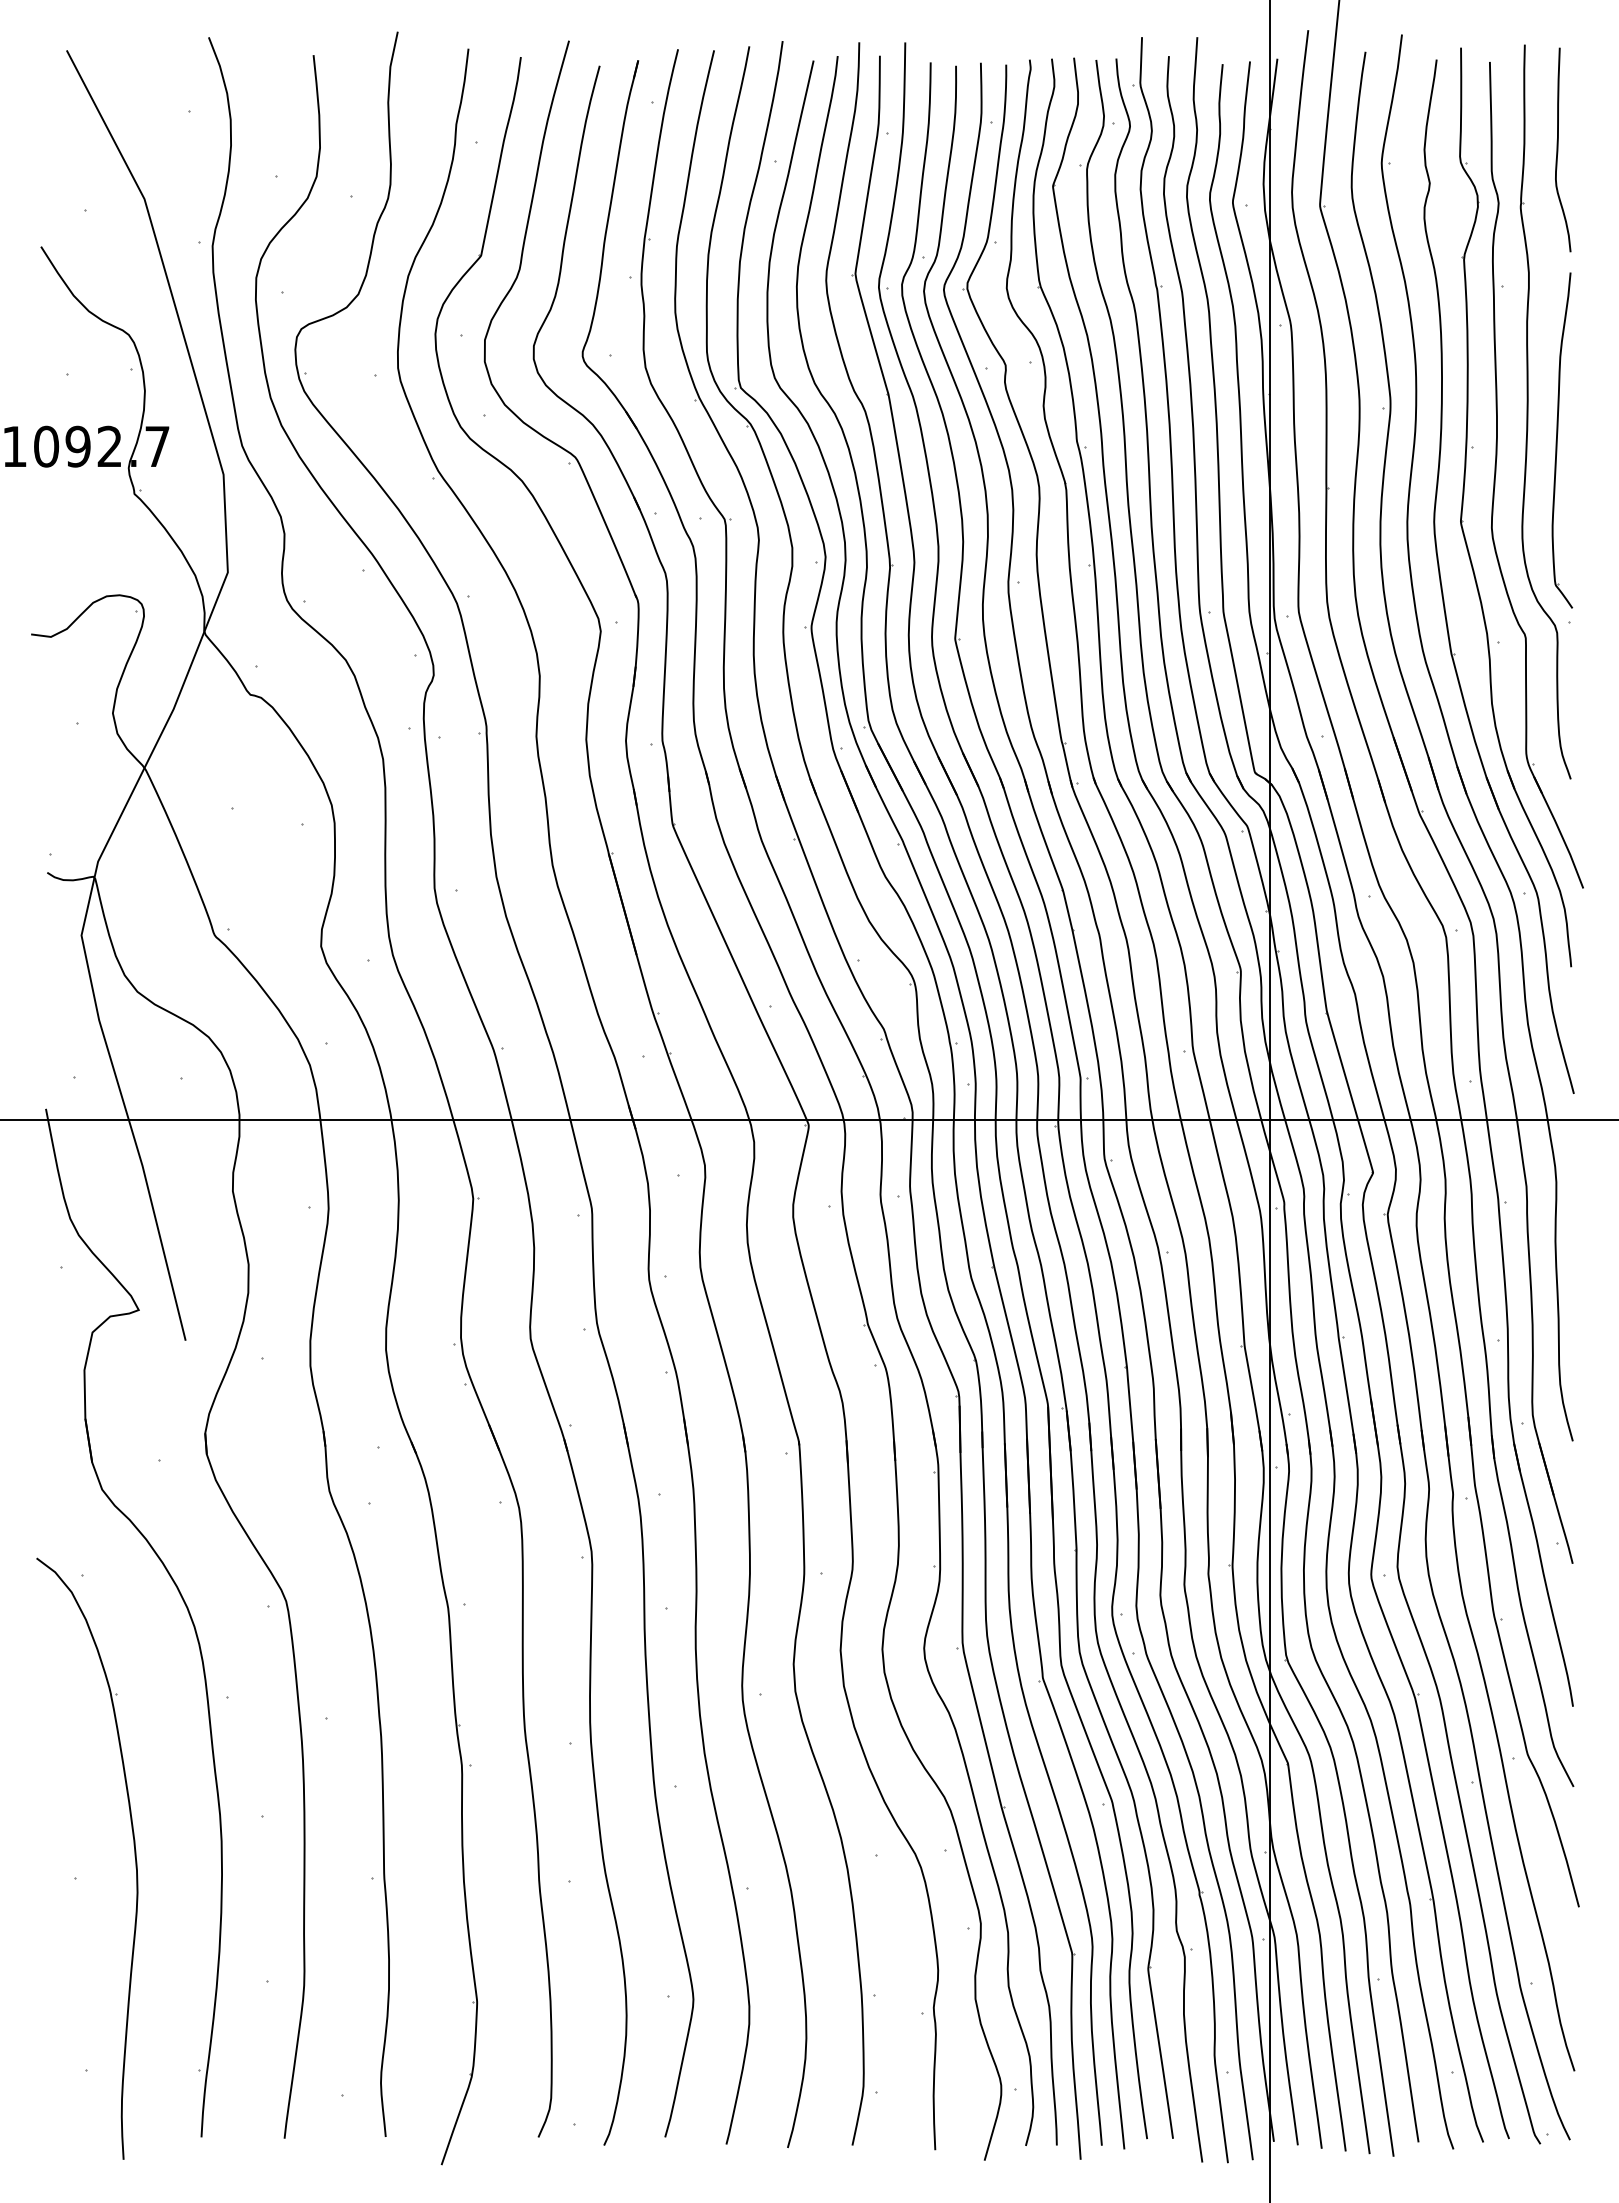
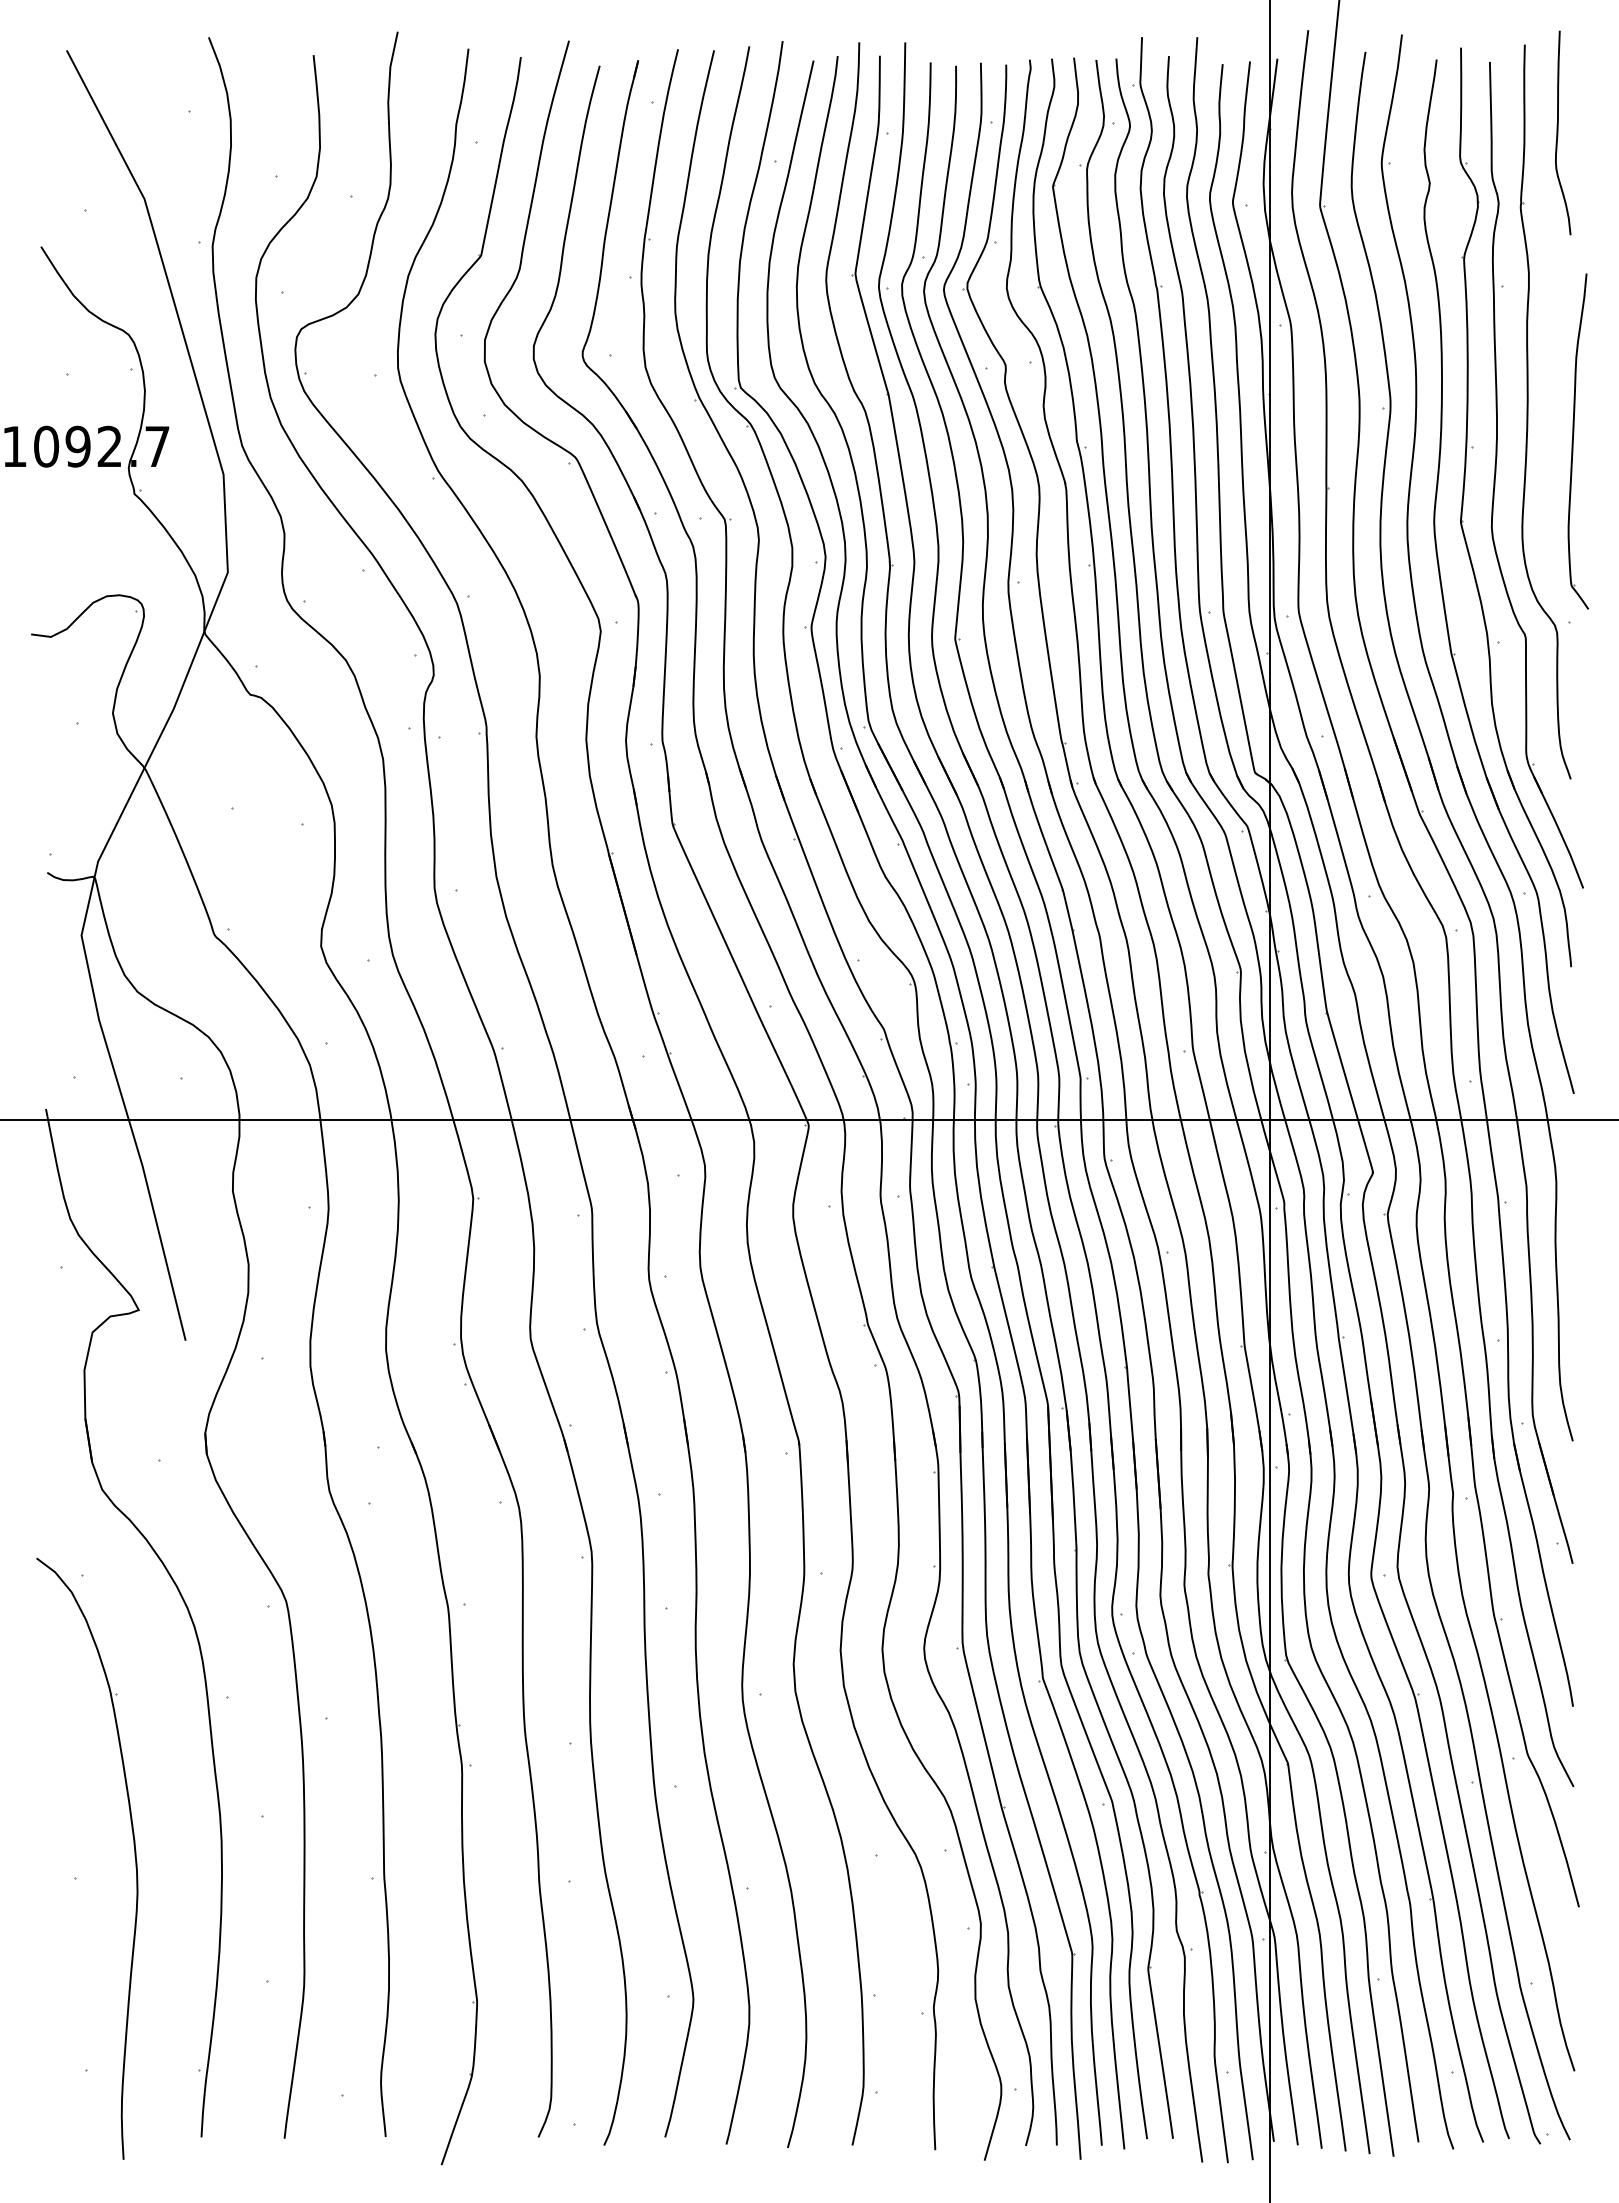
curve position: (1558, 149) -> (1558, 132) (1558, 132)
part position: (1562, 440) -> (1578, 441) (1578, 441)
